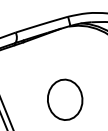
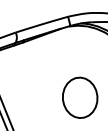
part position: (65, 99) -> (80, 97) (80, 97)
